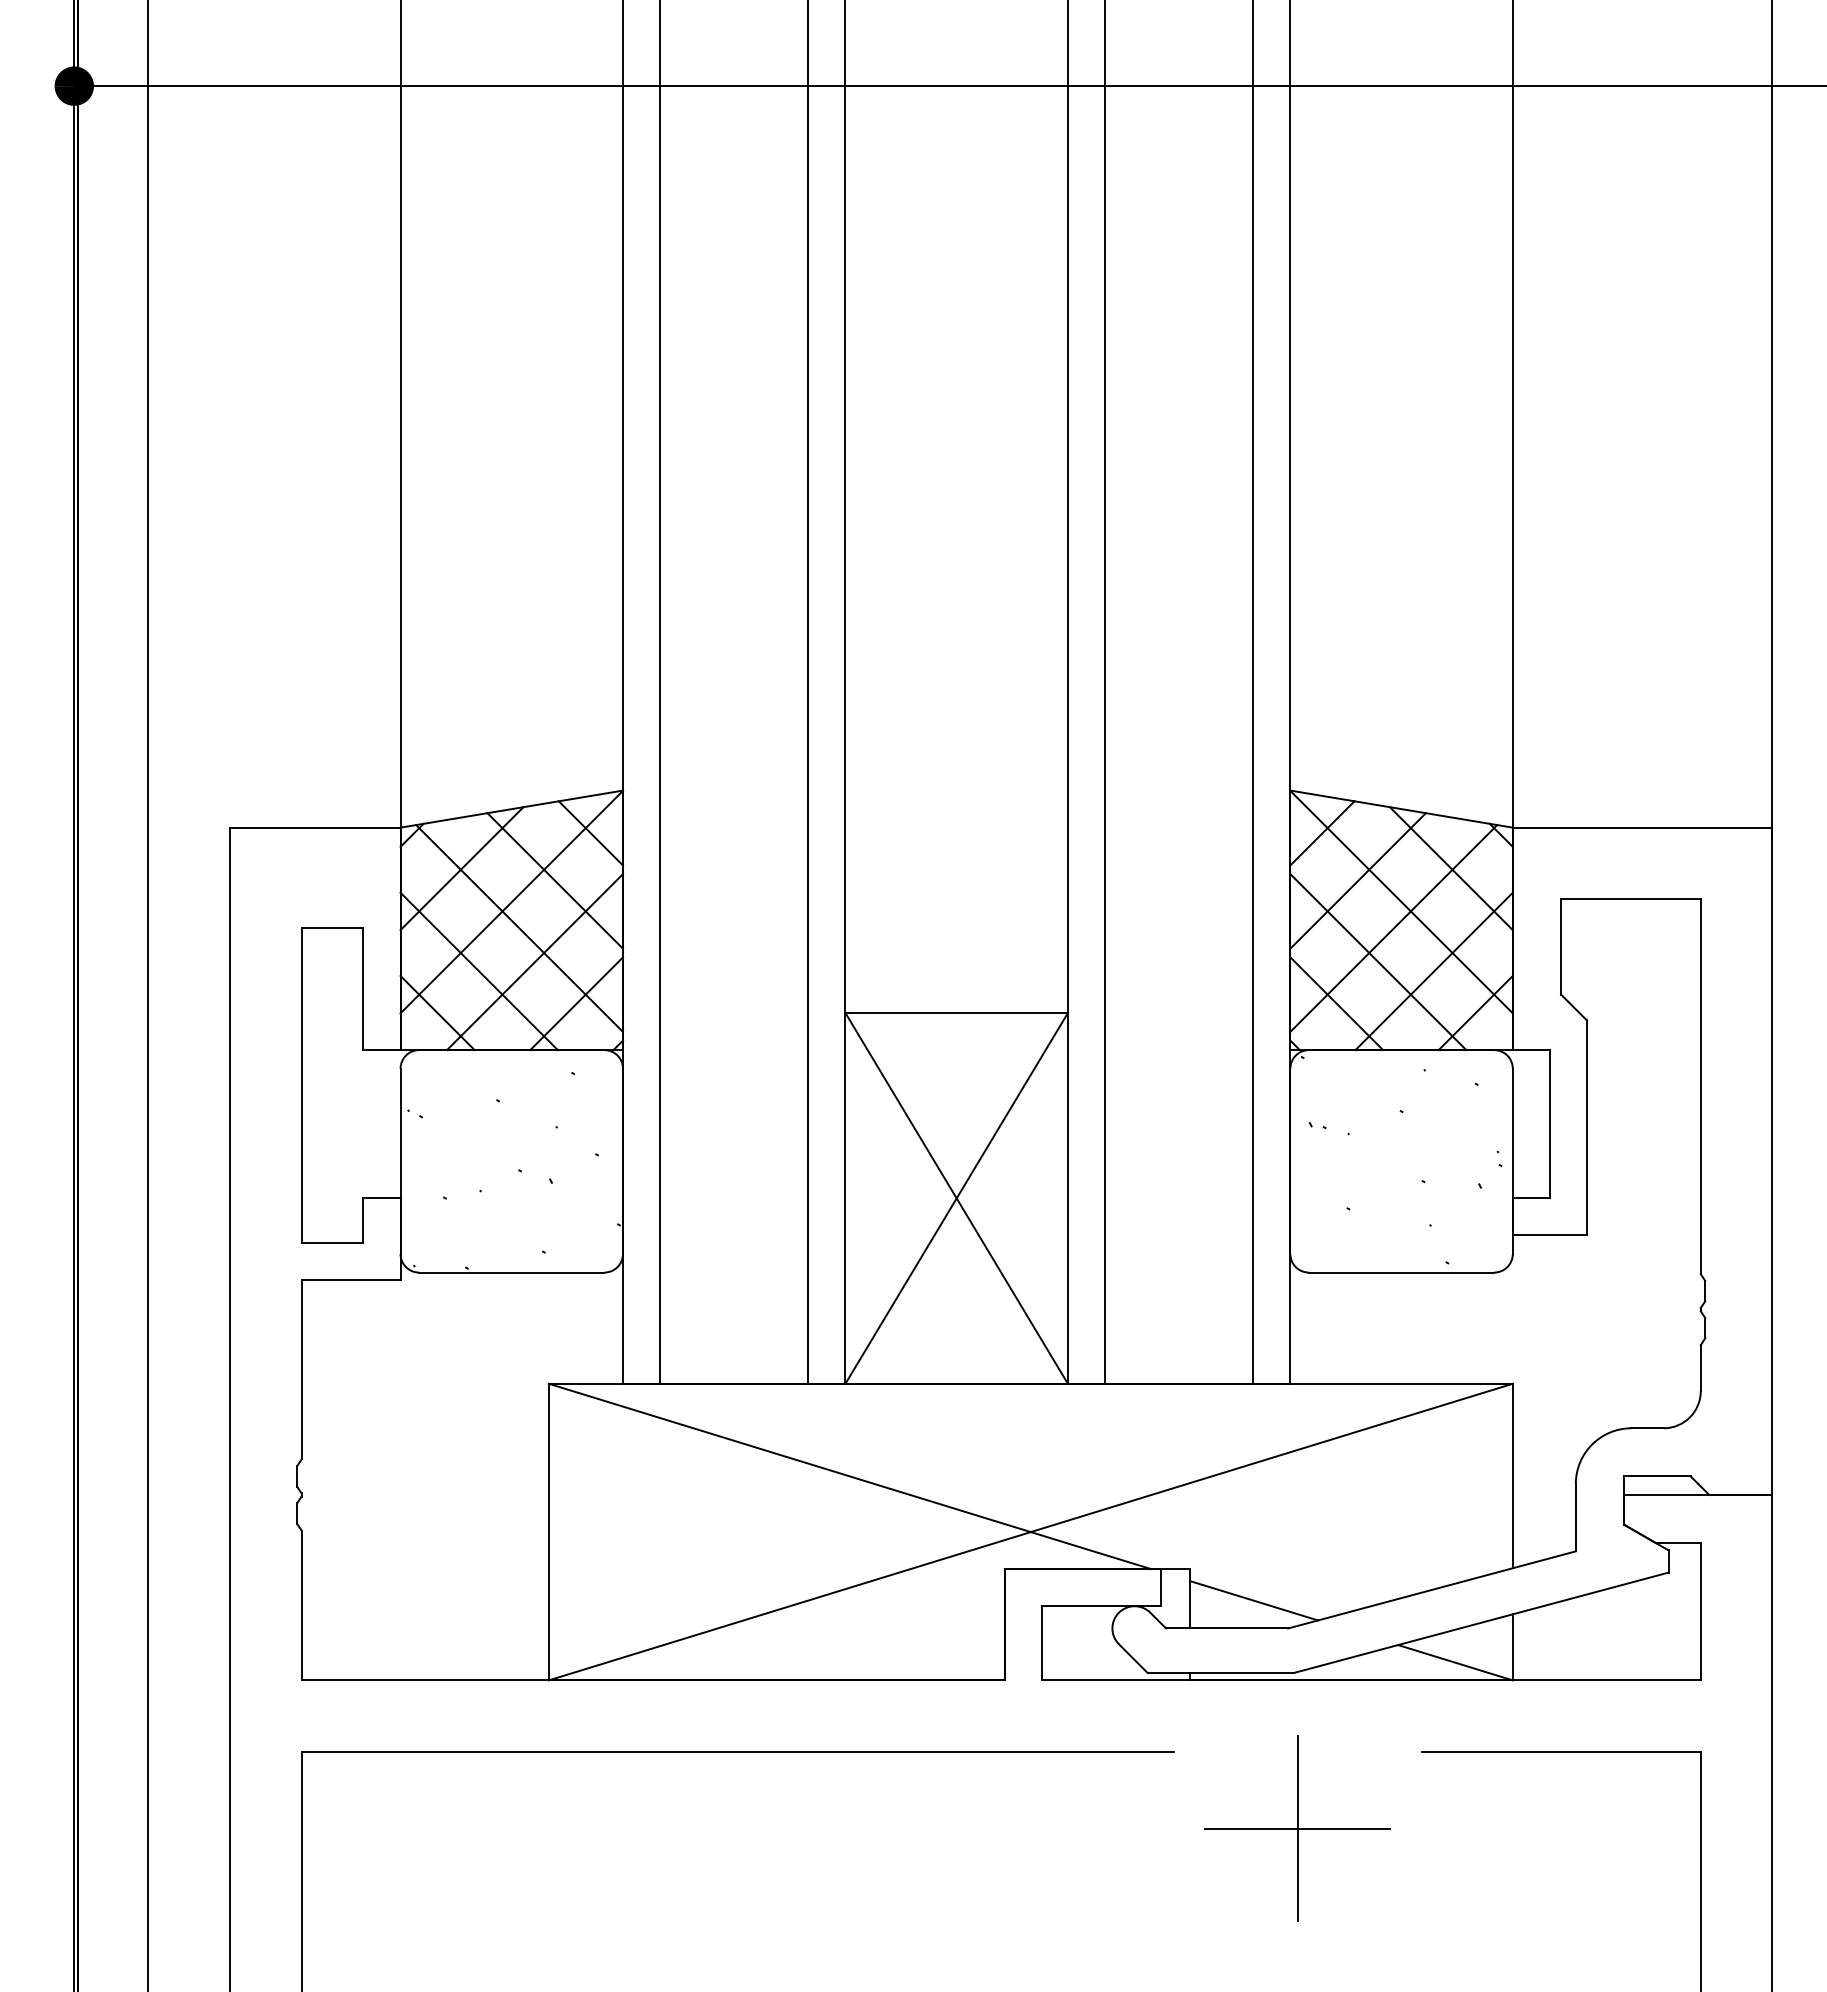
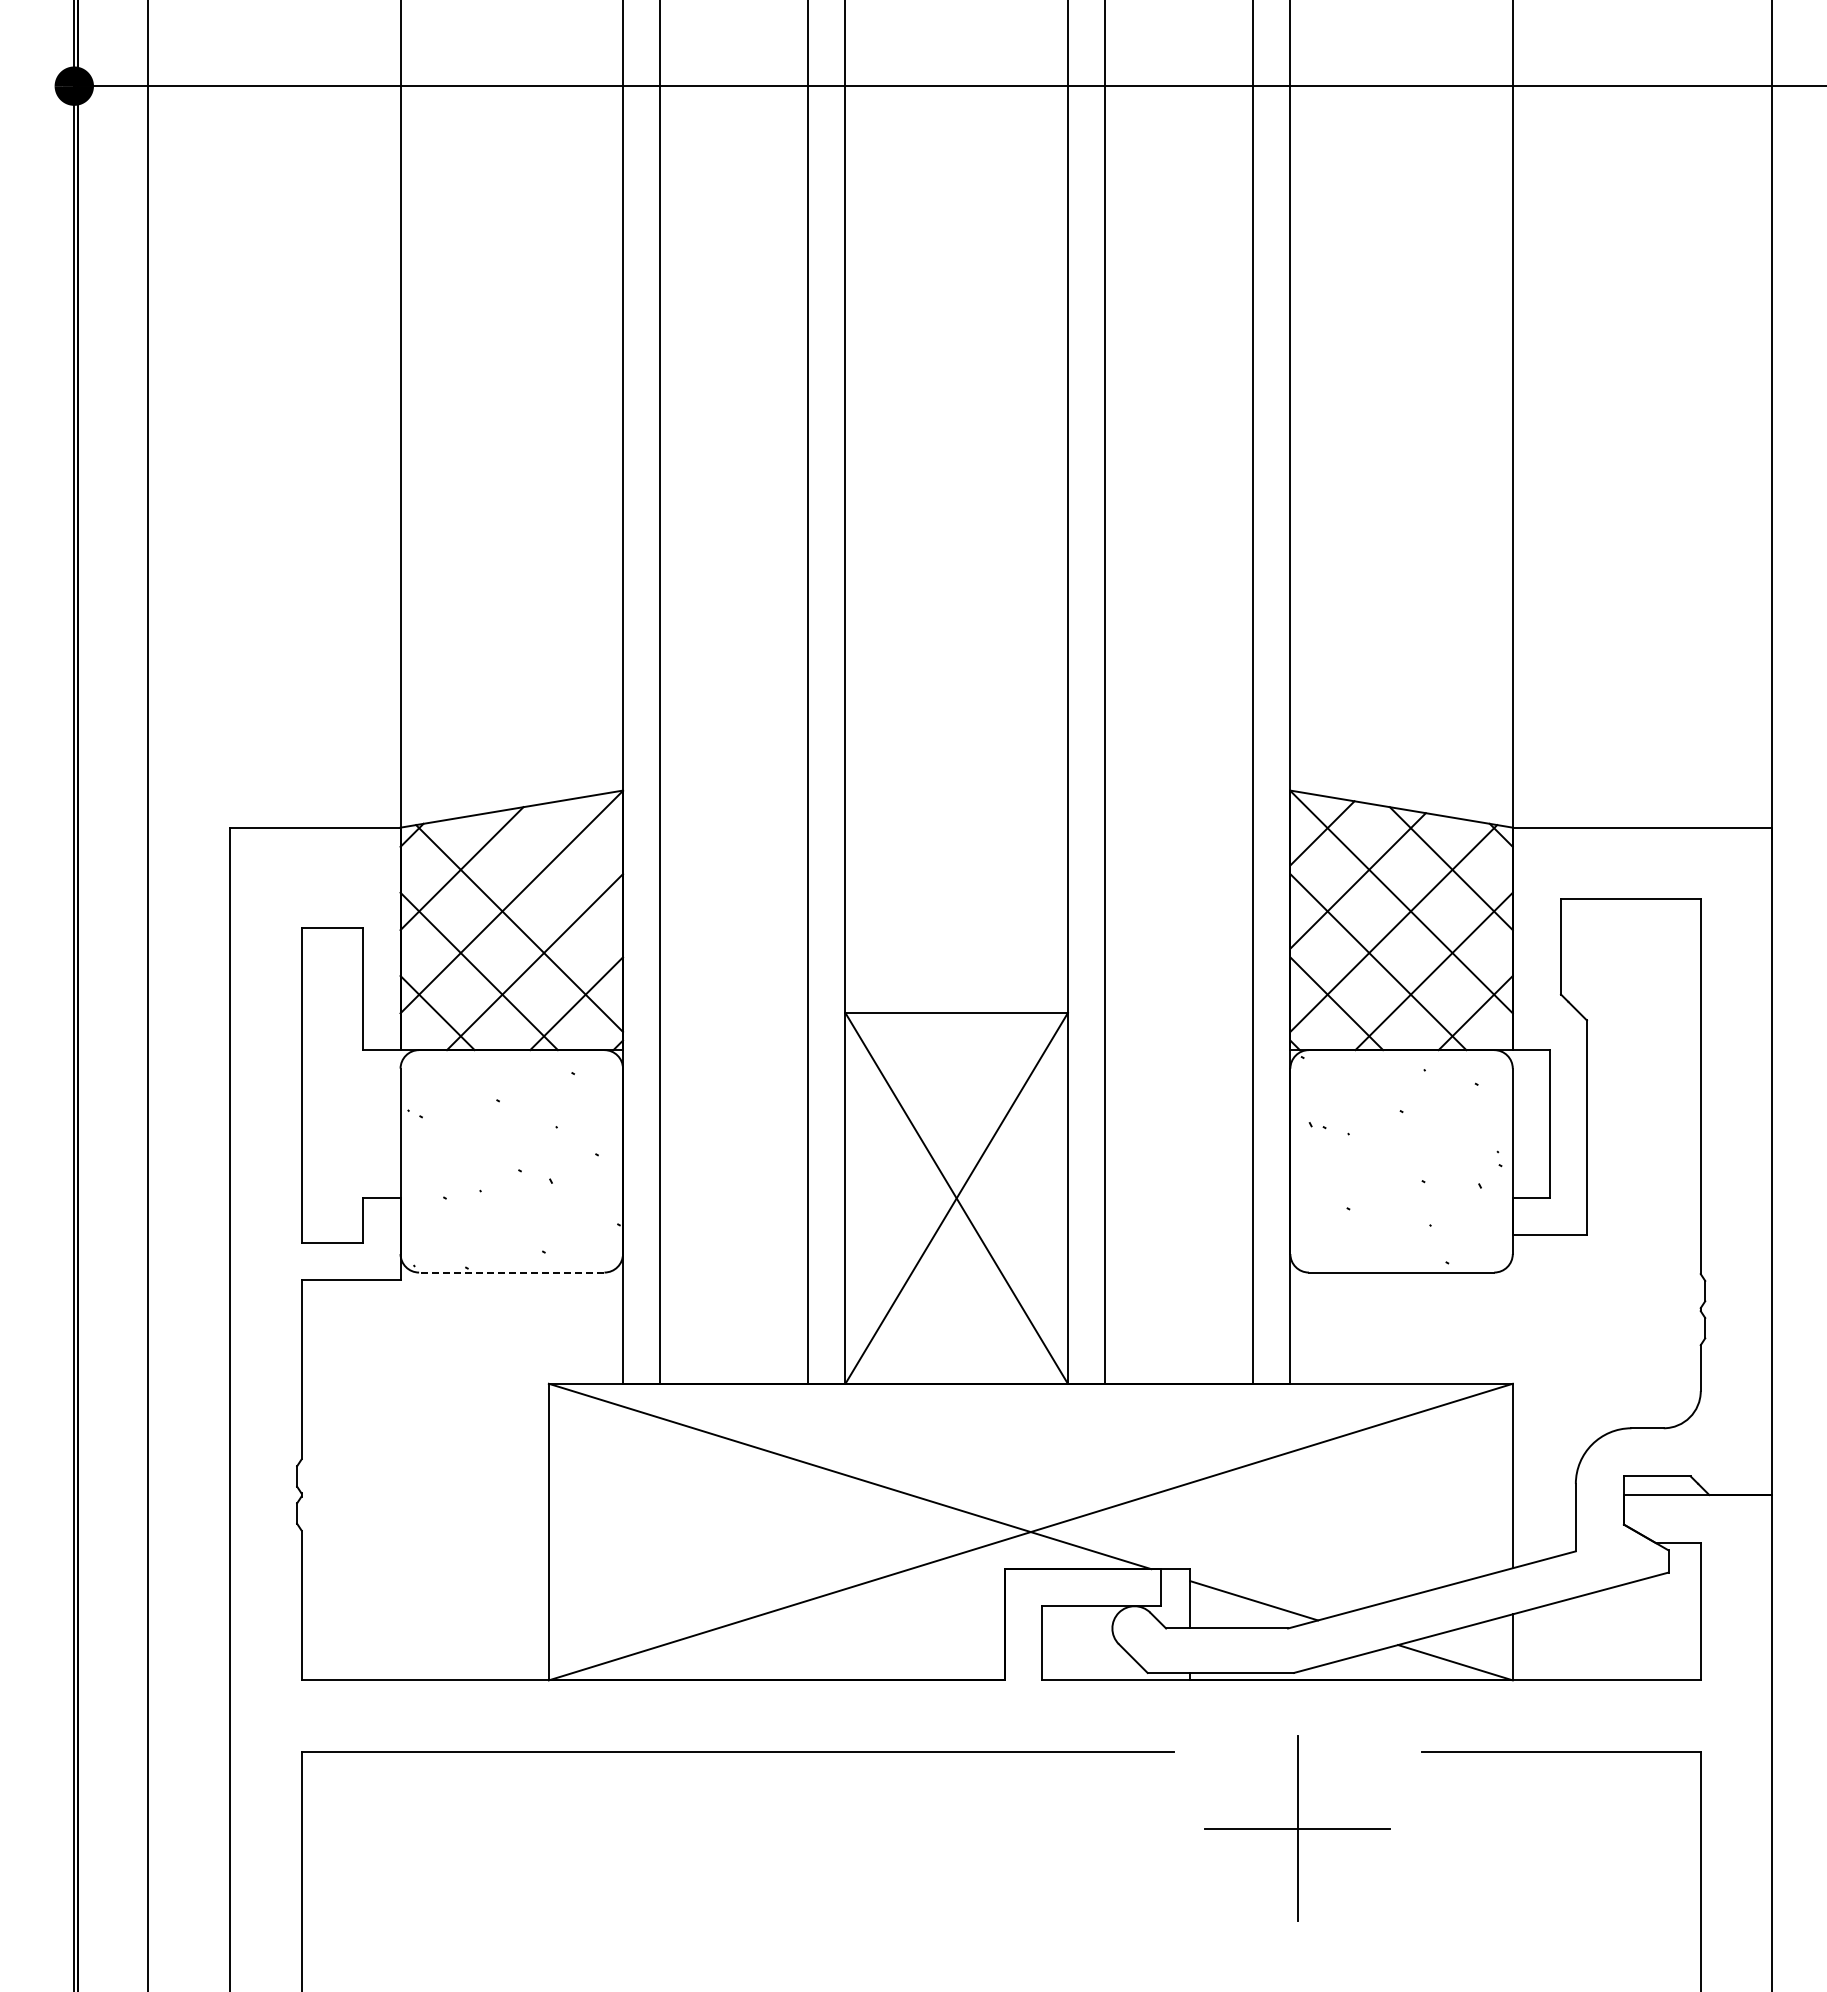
line: present -> none (590, 833)
line: present -> none (555, 880)
line: solid -> dashed (511, 1272)
